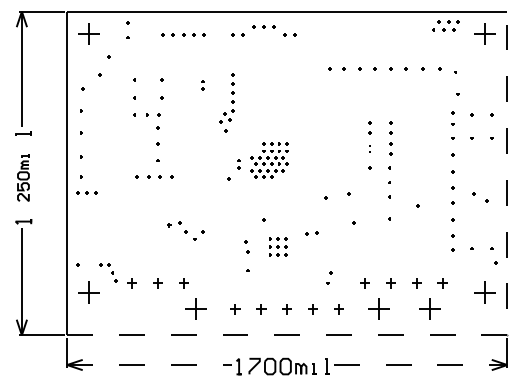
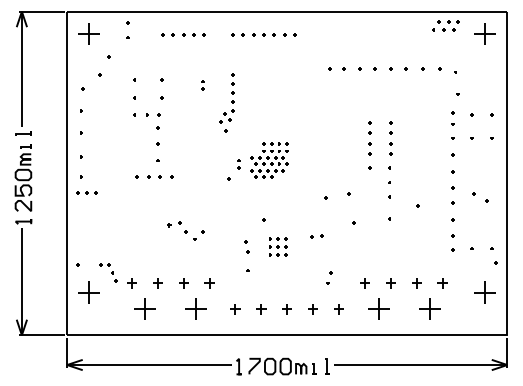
part position: (263, 26) -> (263, 34) (263, 34)
part size: 2x8 px -> 4x14 px (369, 148)
part size: 13x48 px -> 19x68 px (23, 177)
part position: (311, 233) -> (316, 236) (316, 236)
part: none -> present (209, 283)
part: none -> present (144, 308)
line: dashed -> solid (449, 335)
line: dashed -> solid (149, 365)
line: dashed -> solid (420, 365)
